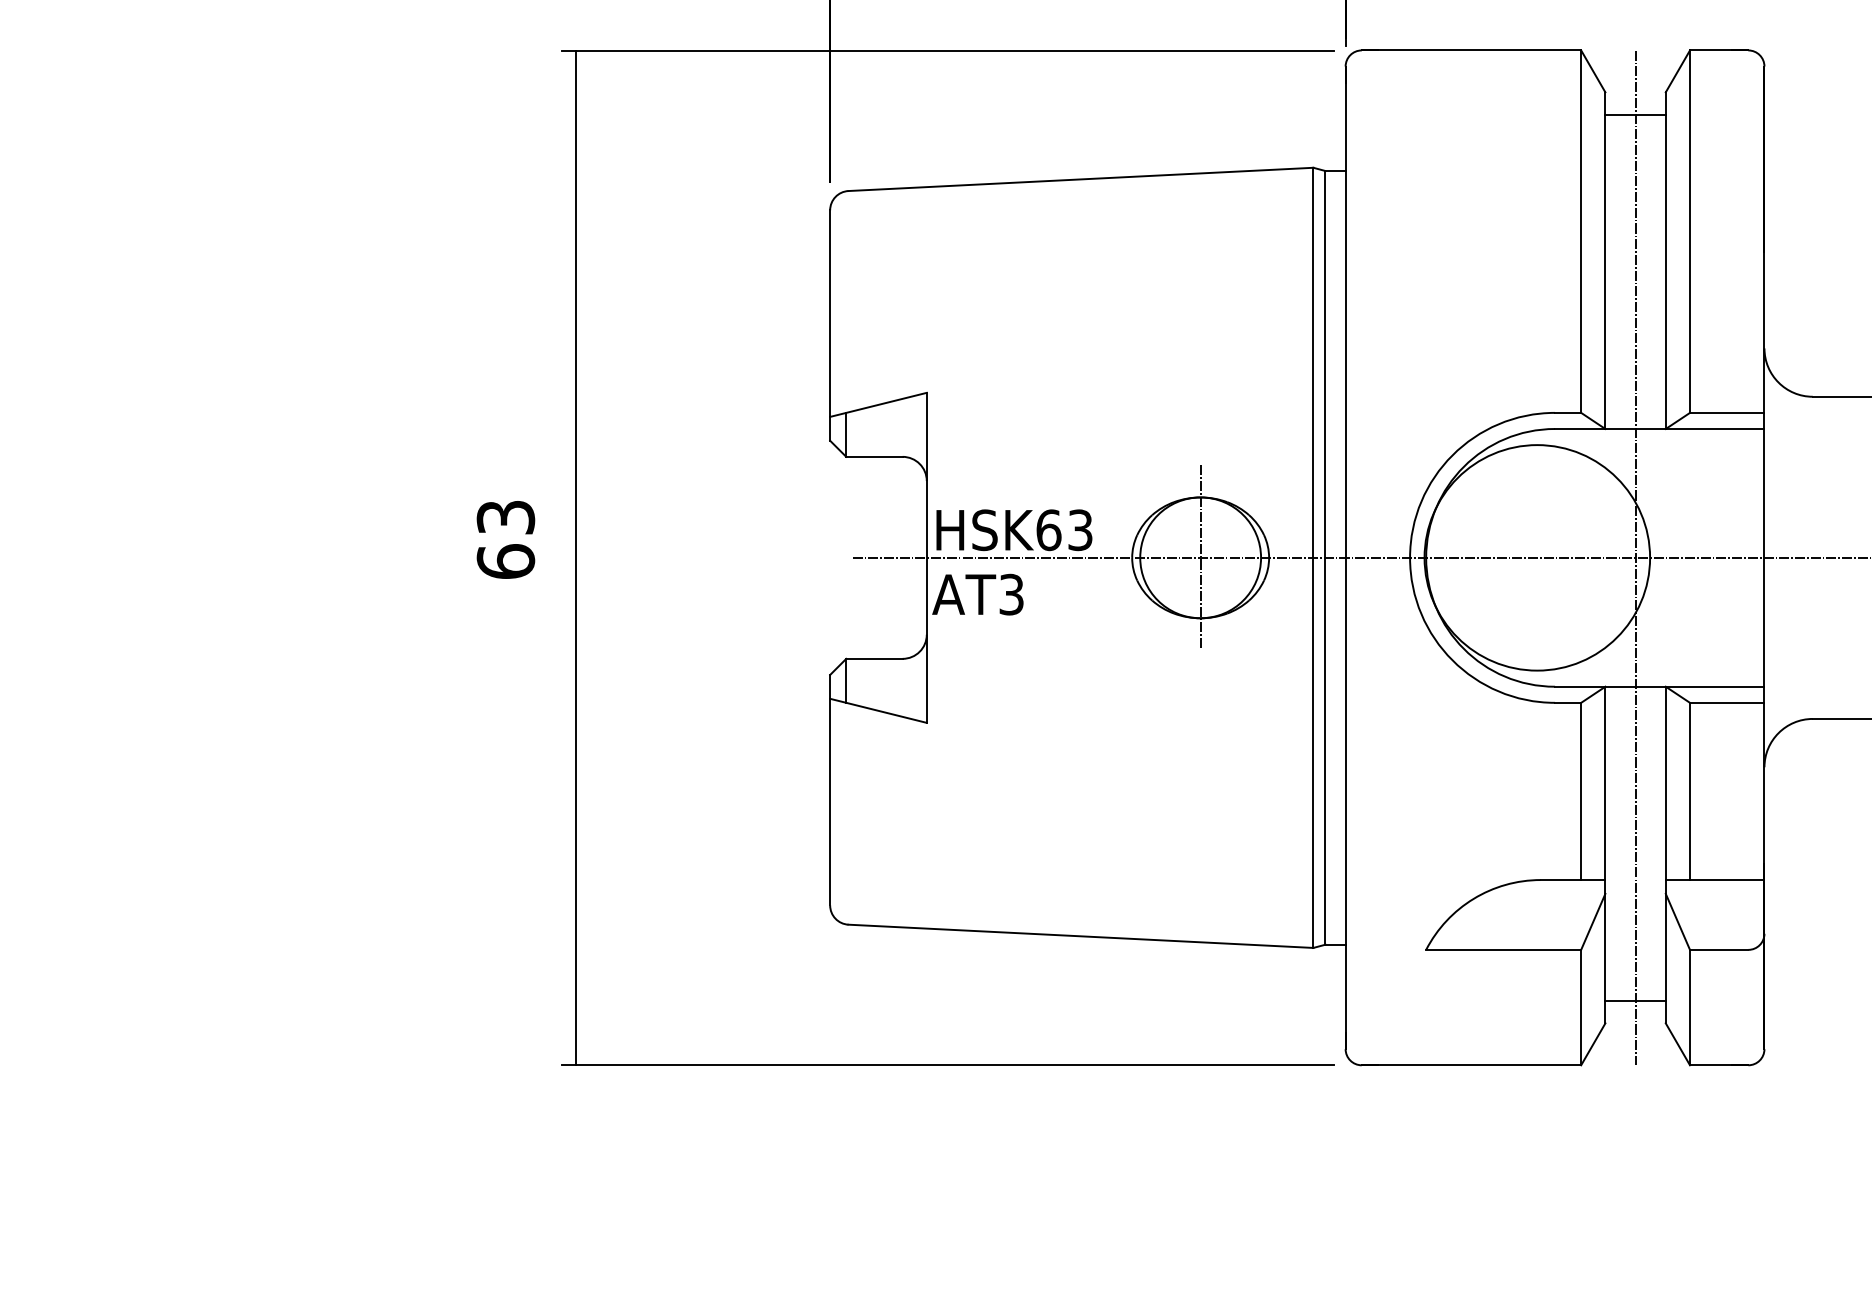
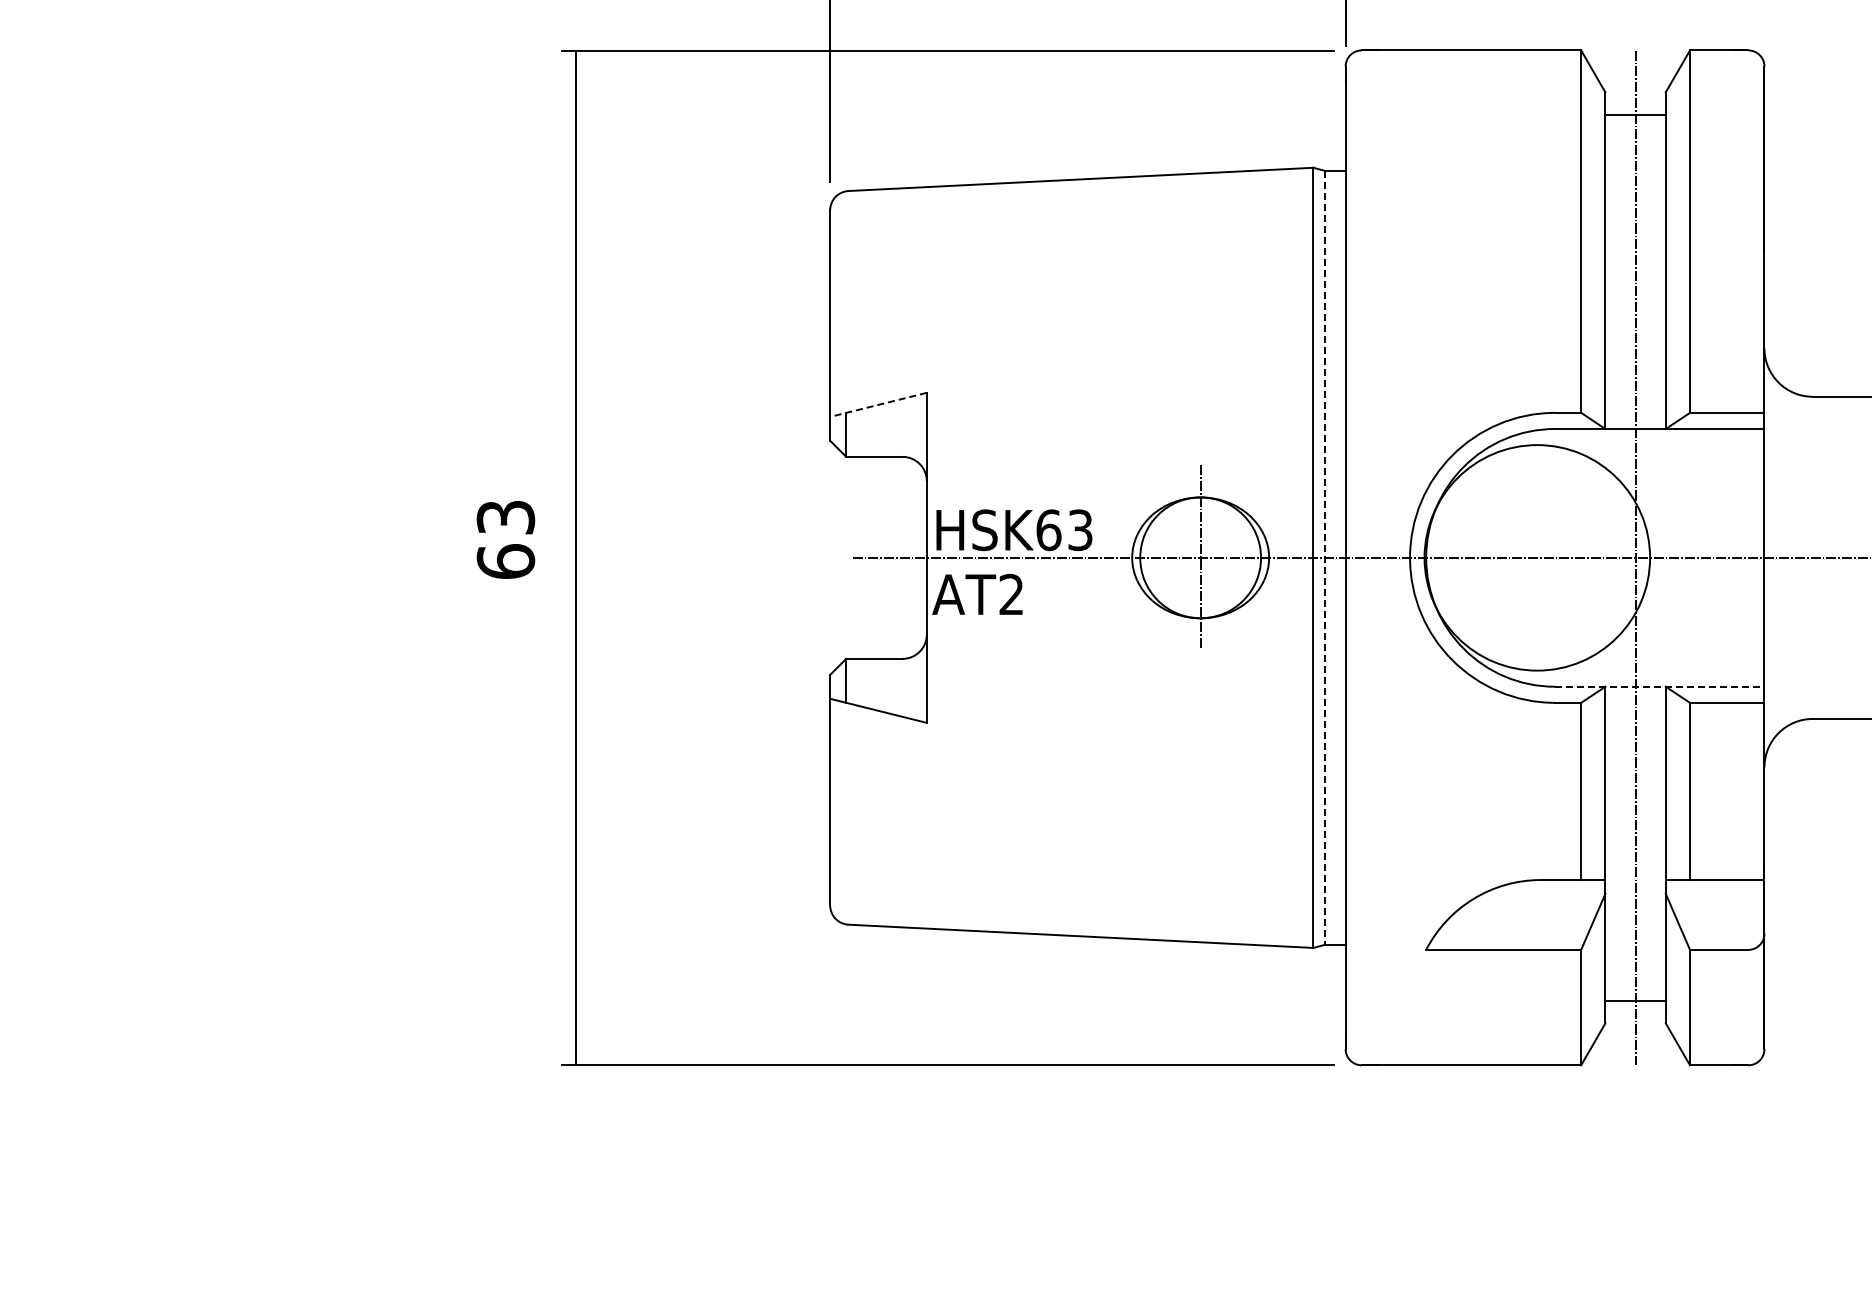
line: solid -> dashed (878, 404)
line: solid -> dashed (1325, 557)
text: AT3 -> AT2 (1011, 594)
line: solid -> dashed (1659, 686)
